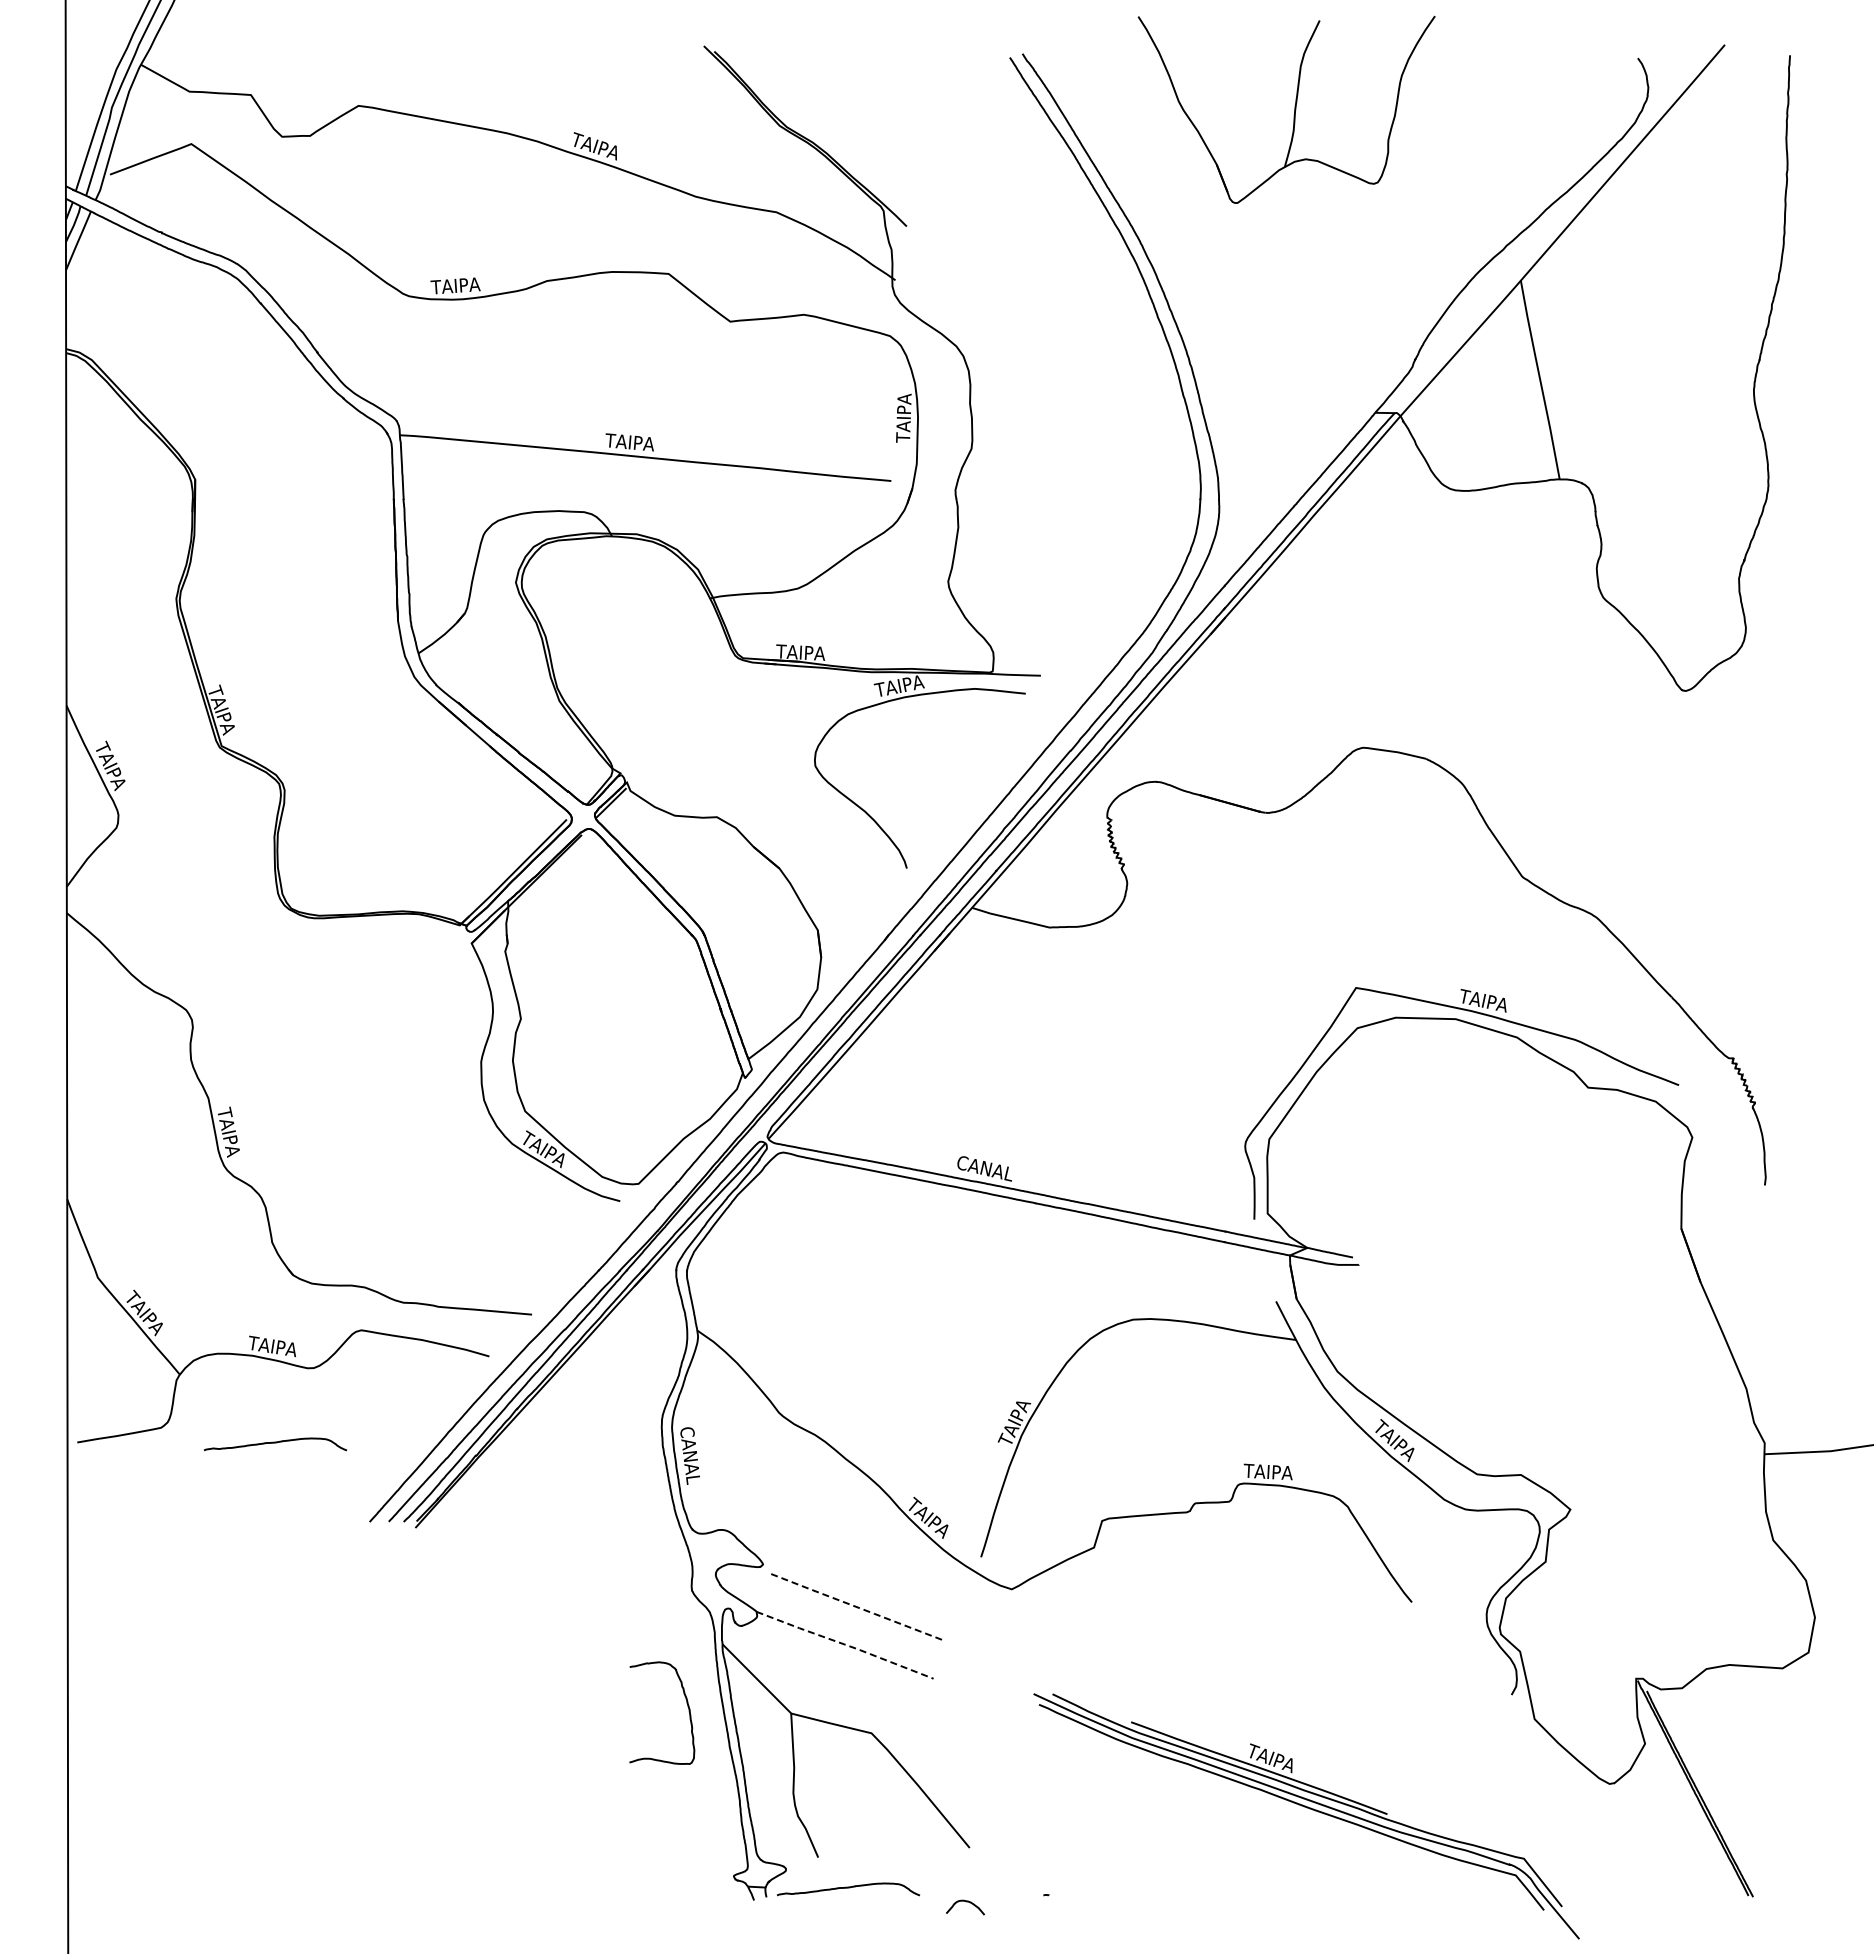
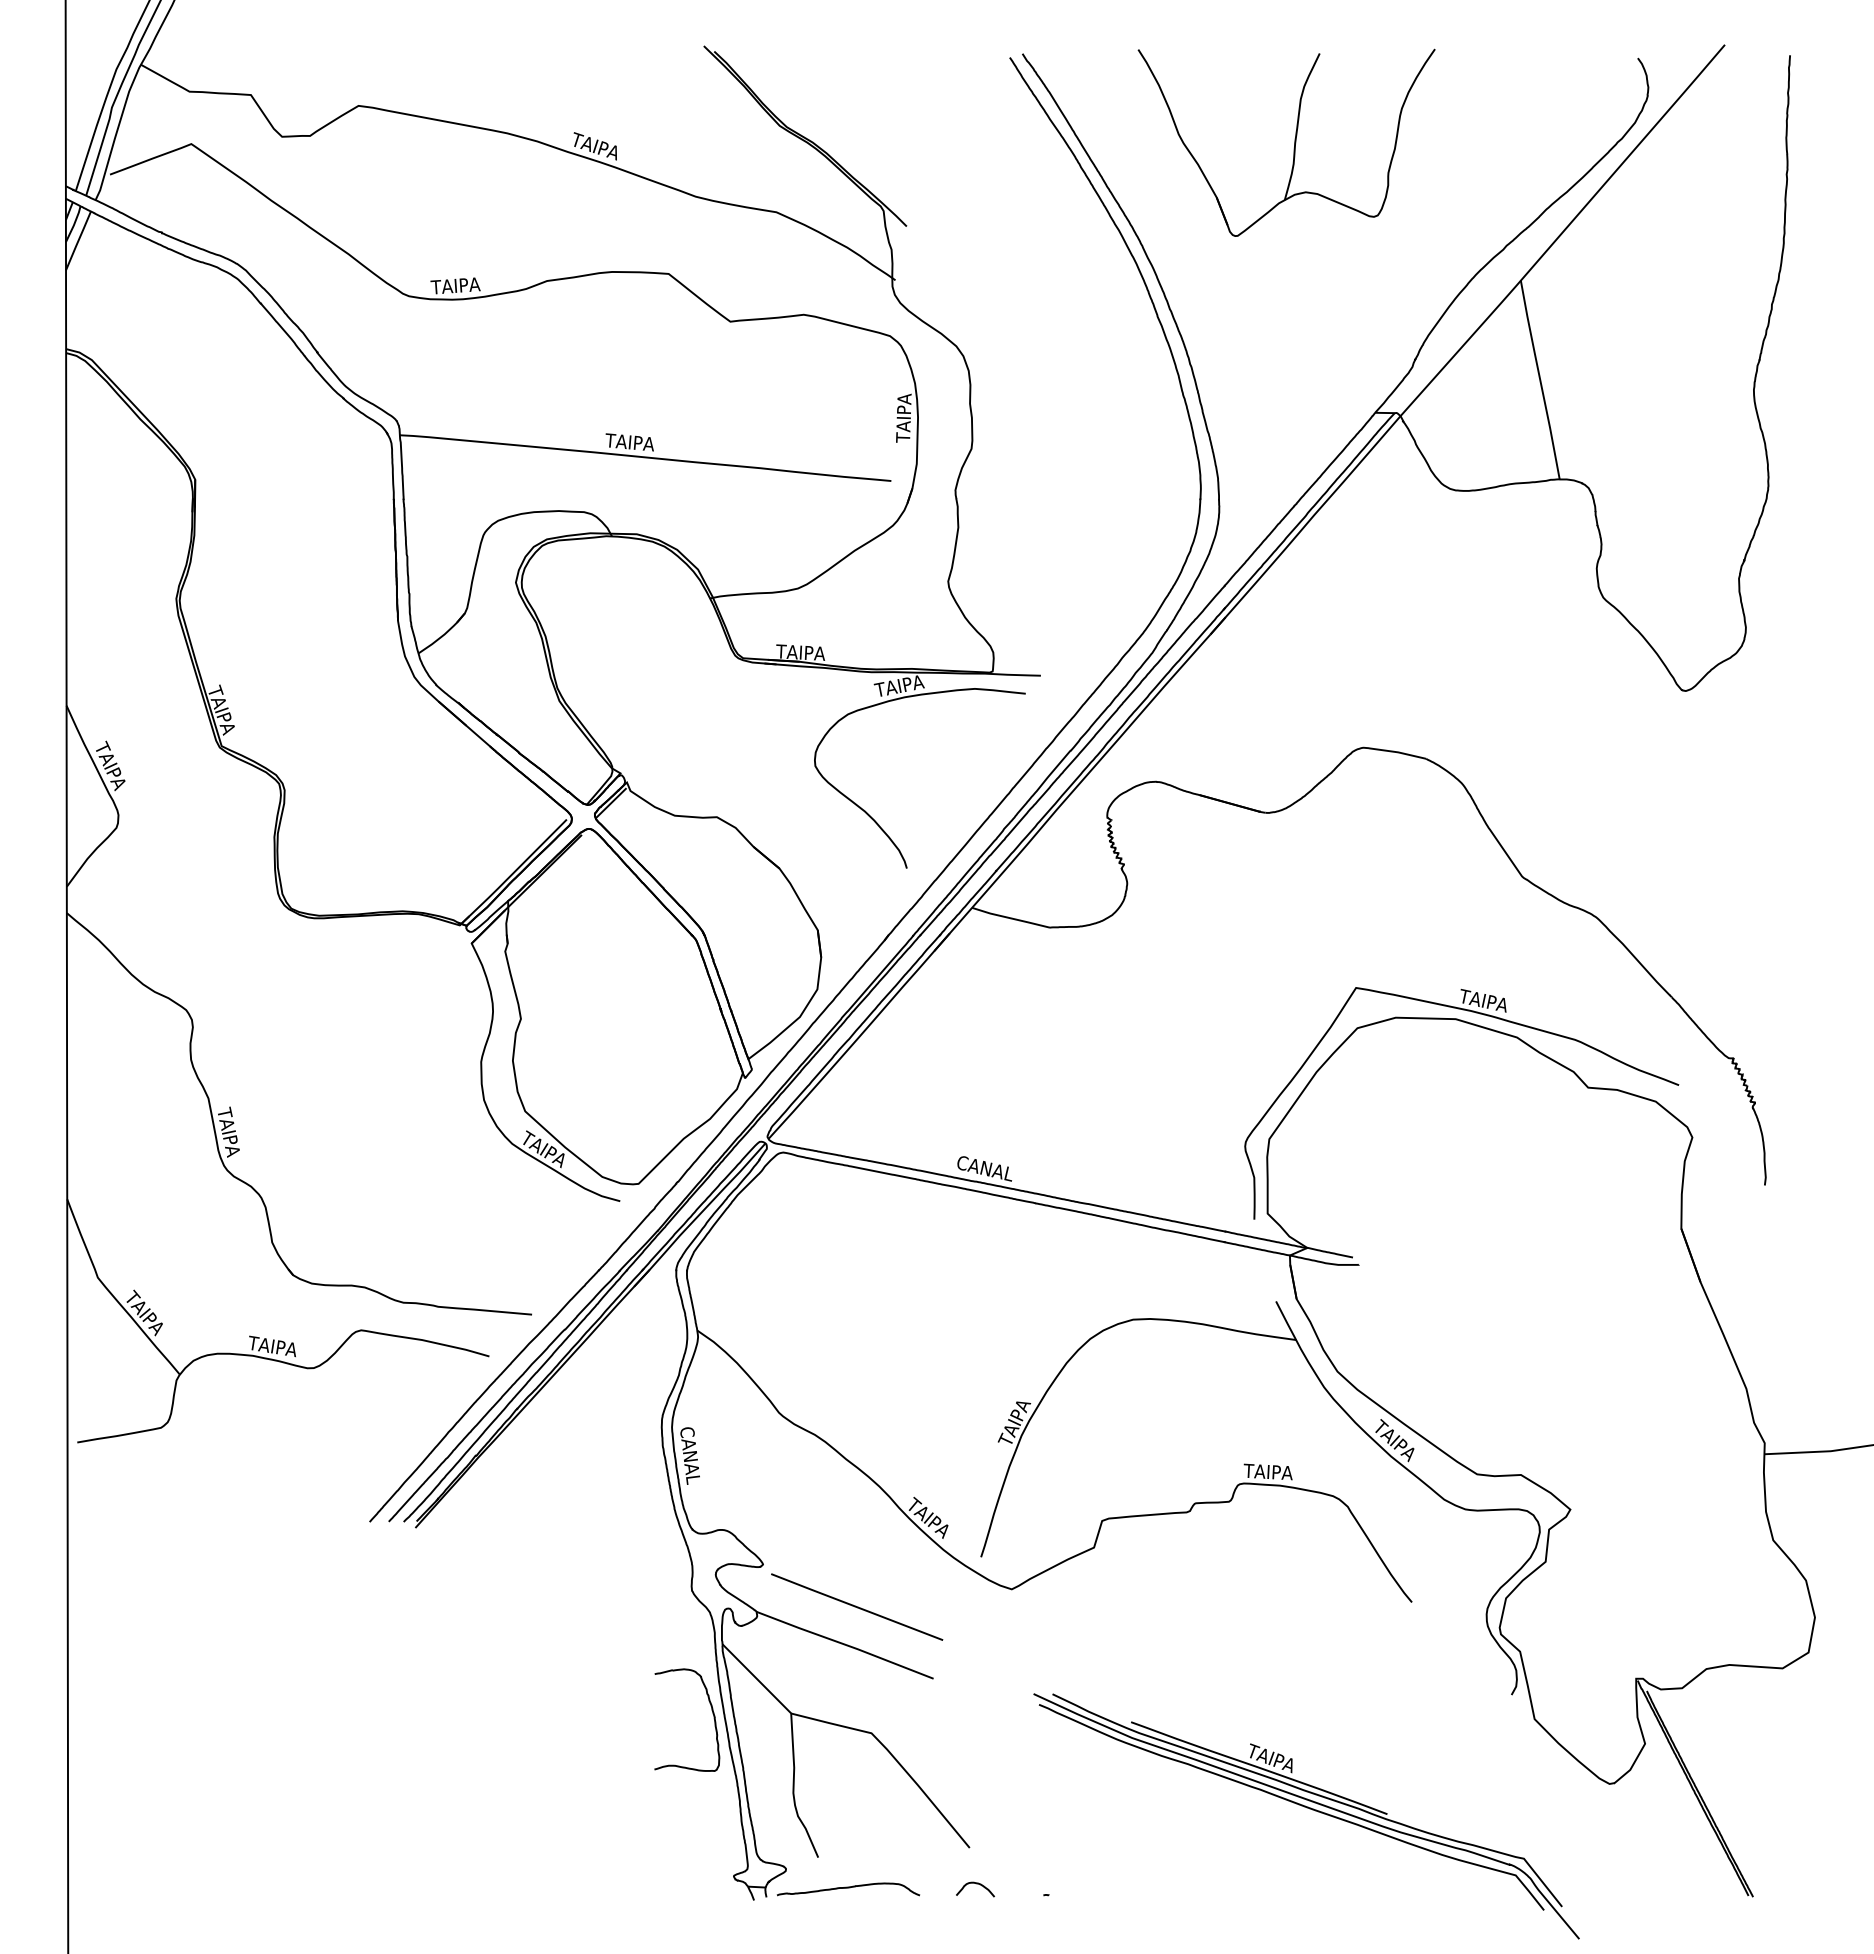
part position: (1294, 109) -> (1294, 142) (1294, 142)
curve: present -> none (275, 1443)
line: dashed -> solid (857, 1607)
line: dashed -> solid (845, 1644)
curve position: (686, 1703) -> (711, 1710) (711, 1710)
curve position: (966, 1902) -> (976, 1884) (976, 1884)
